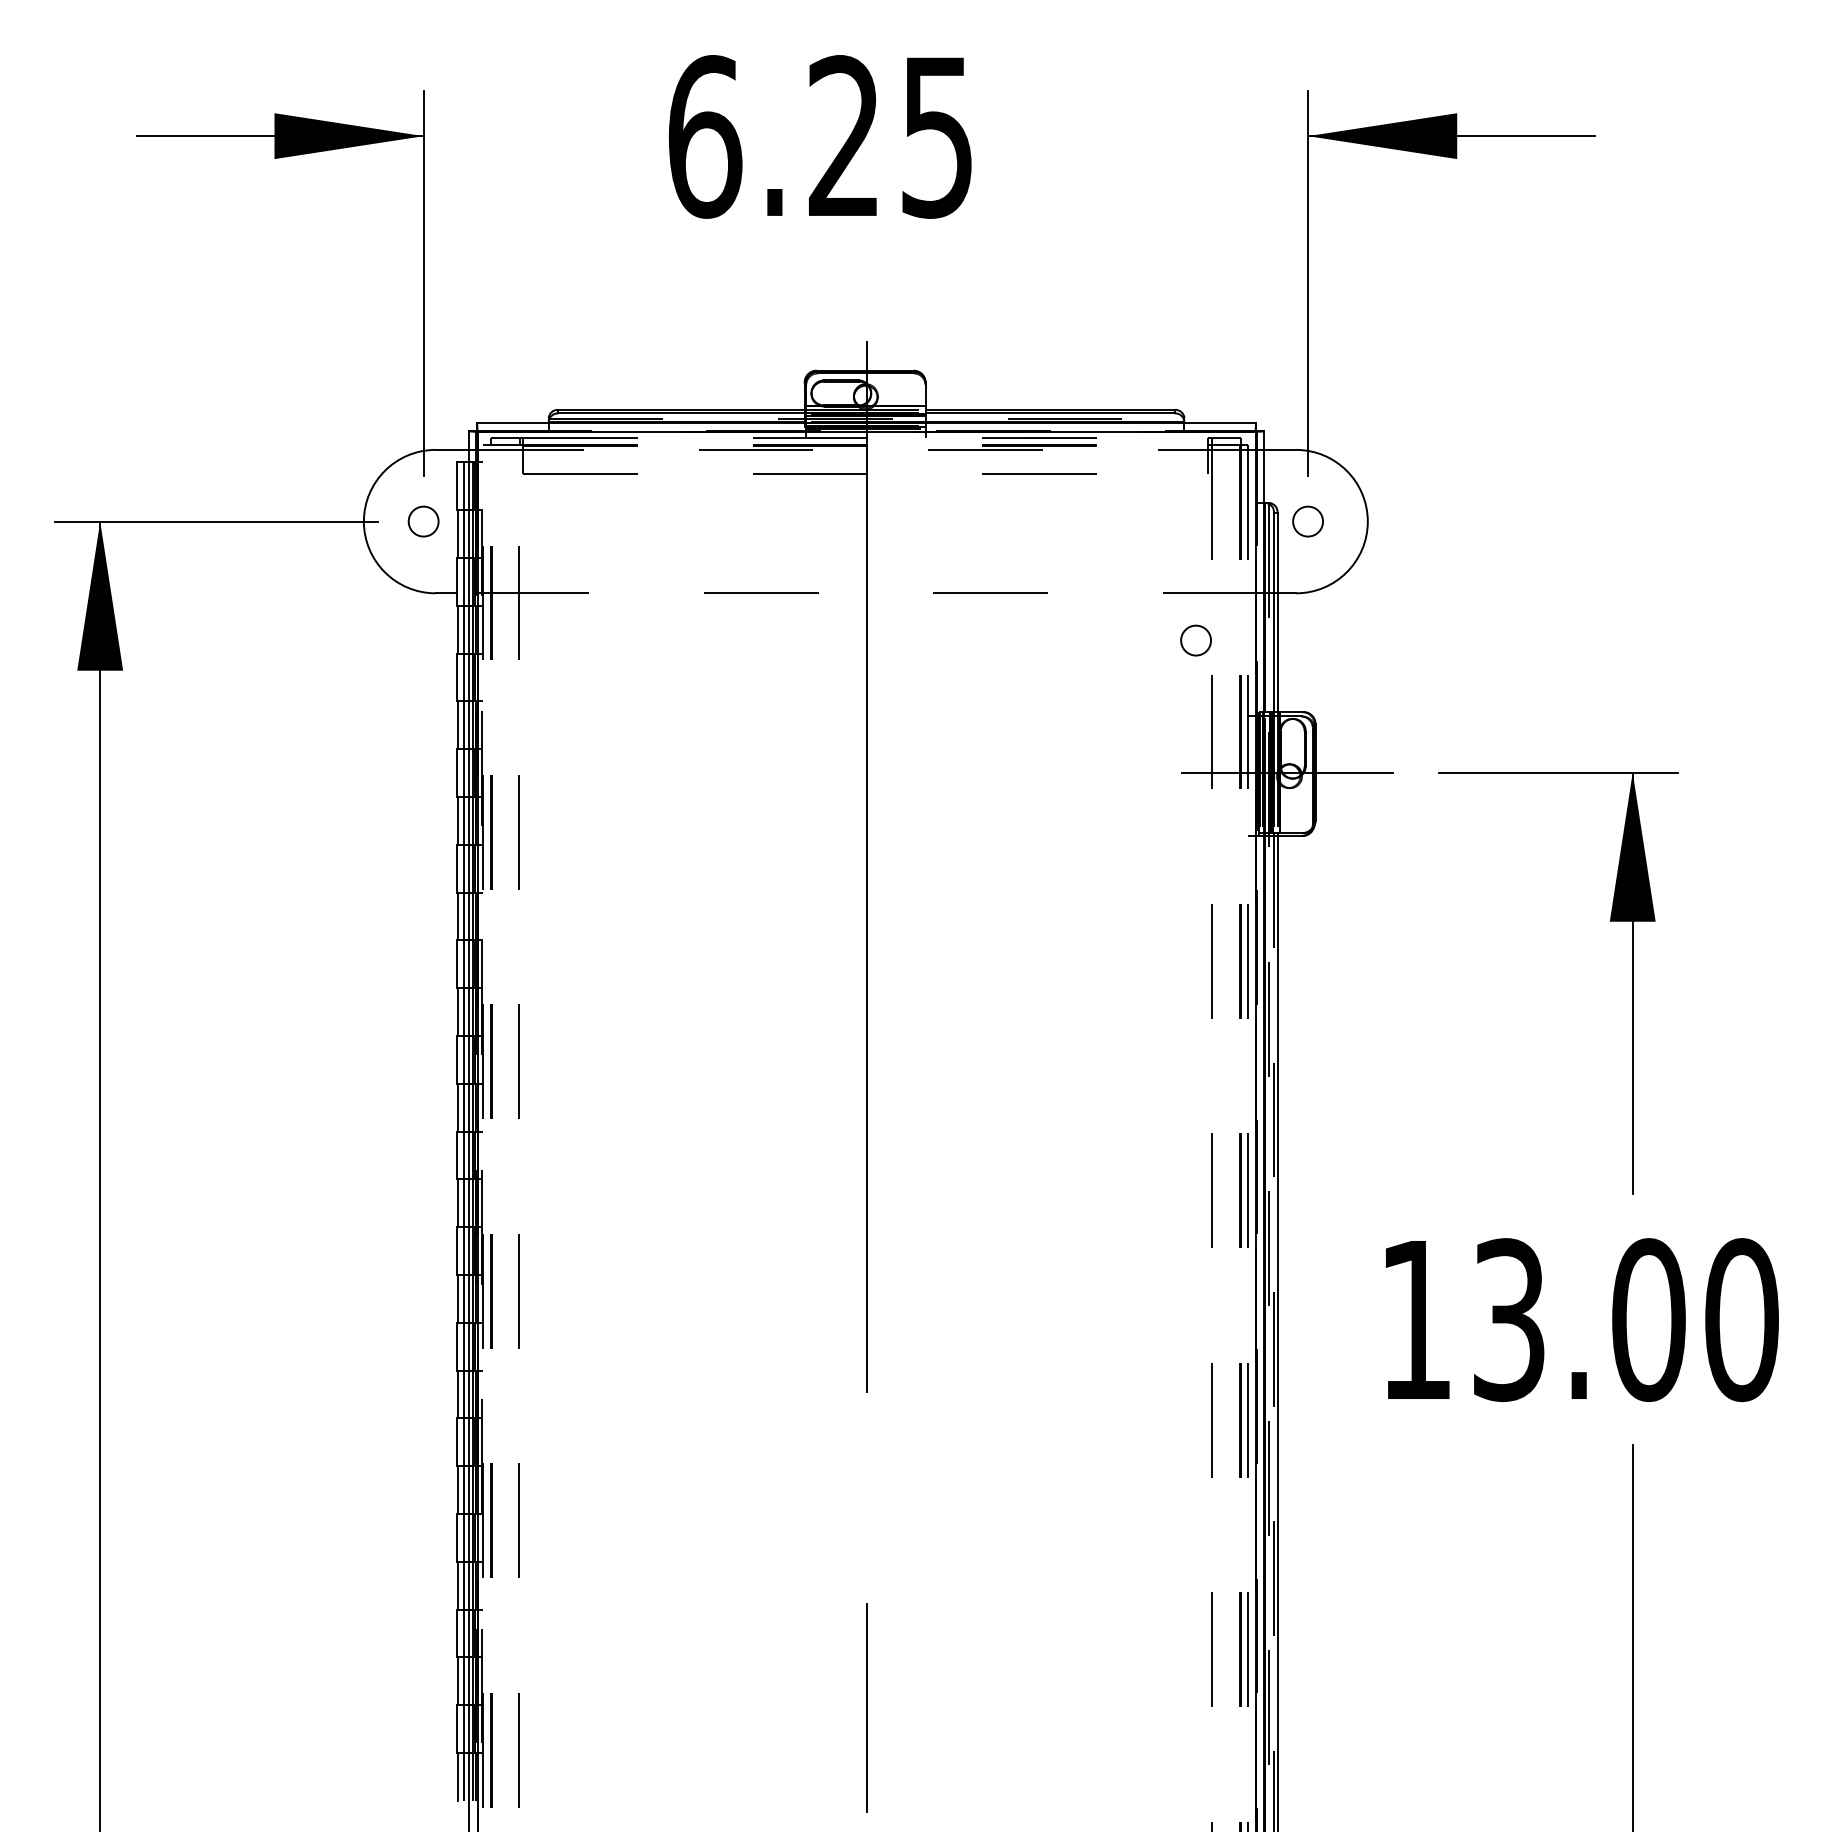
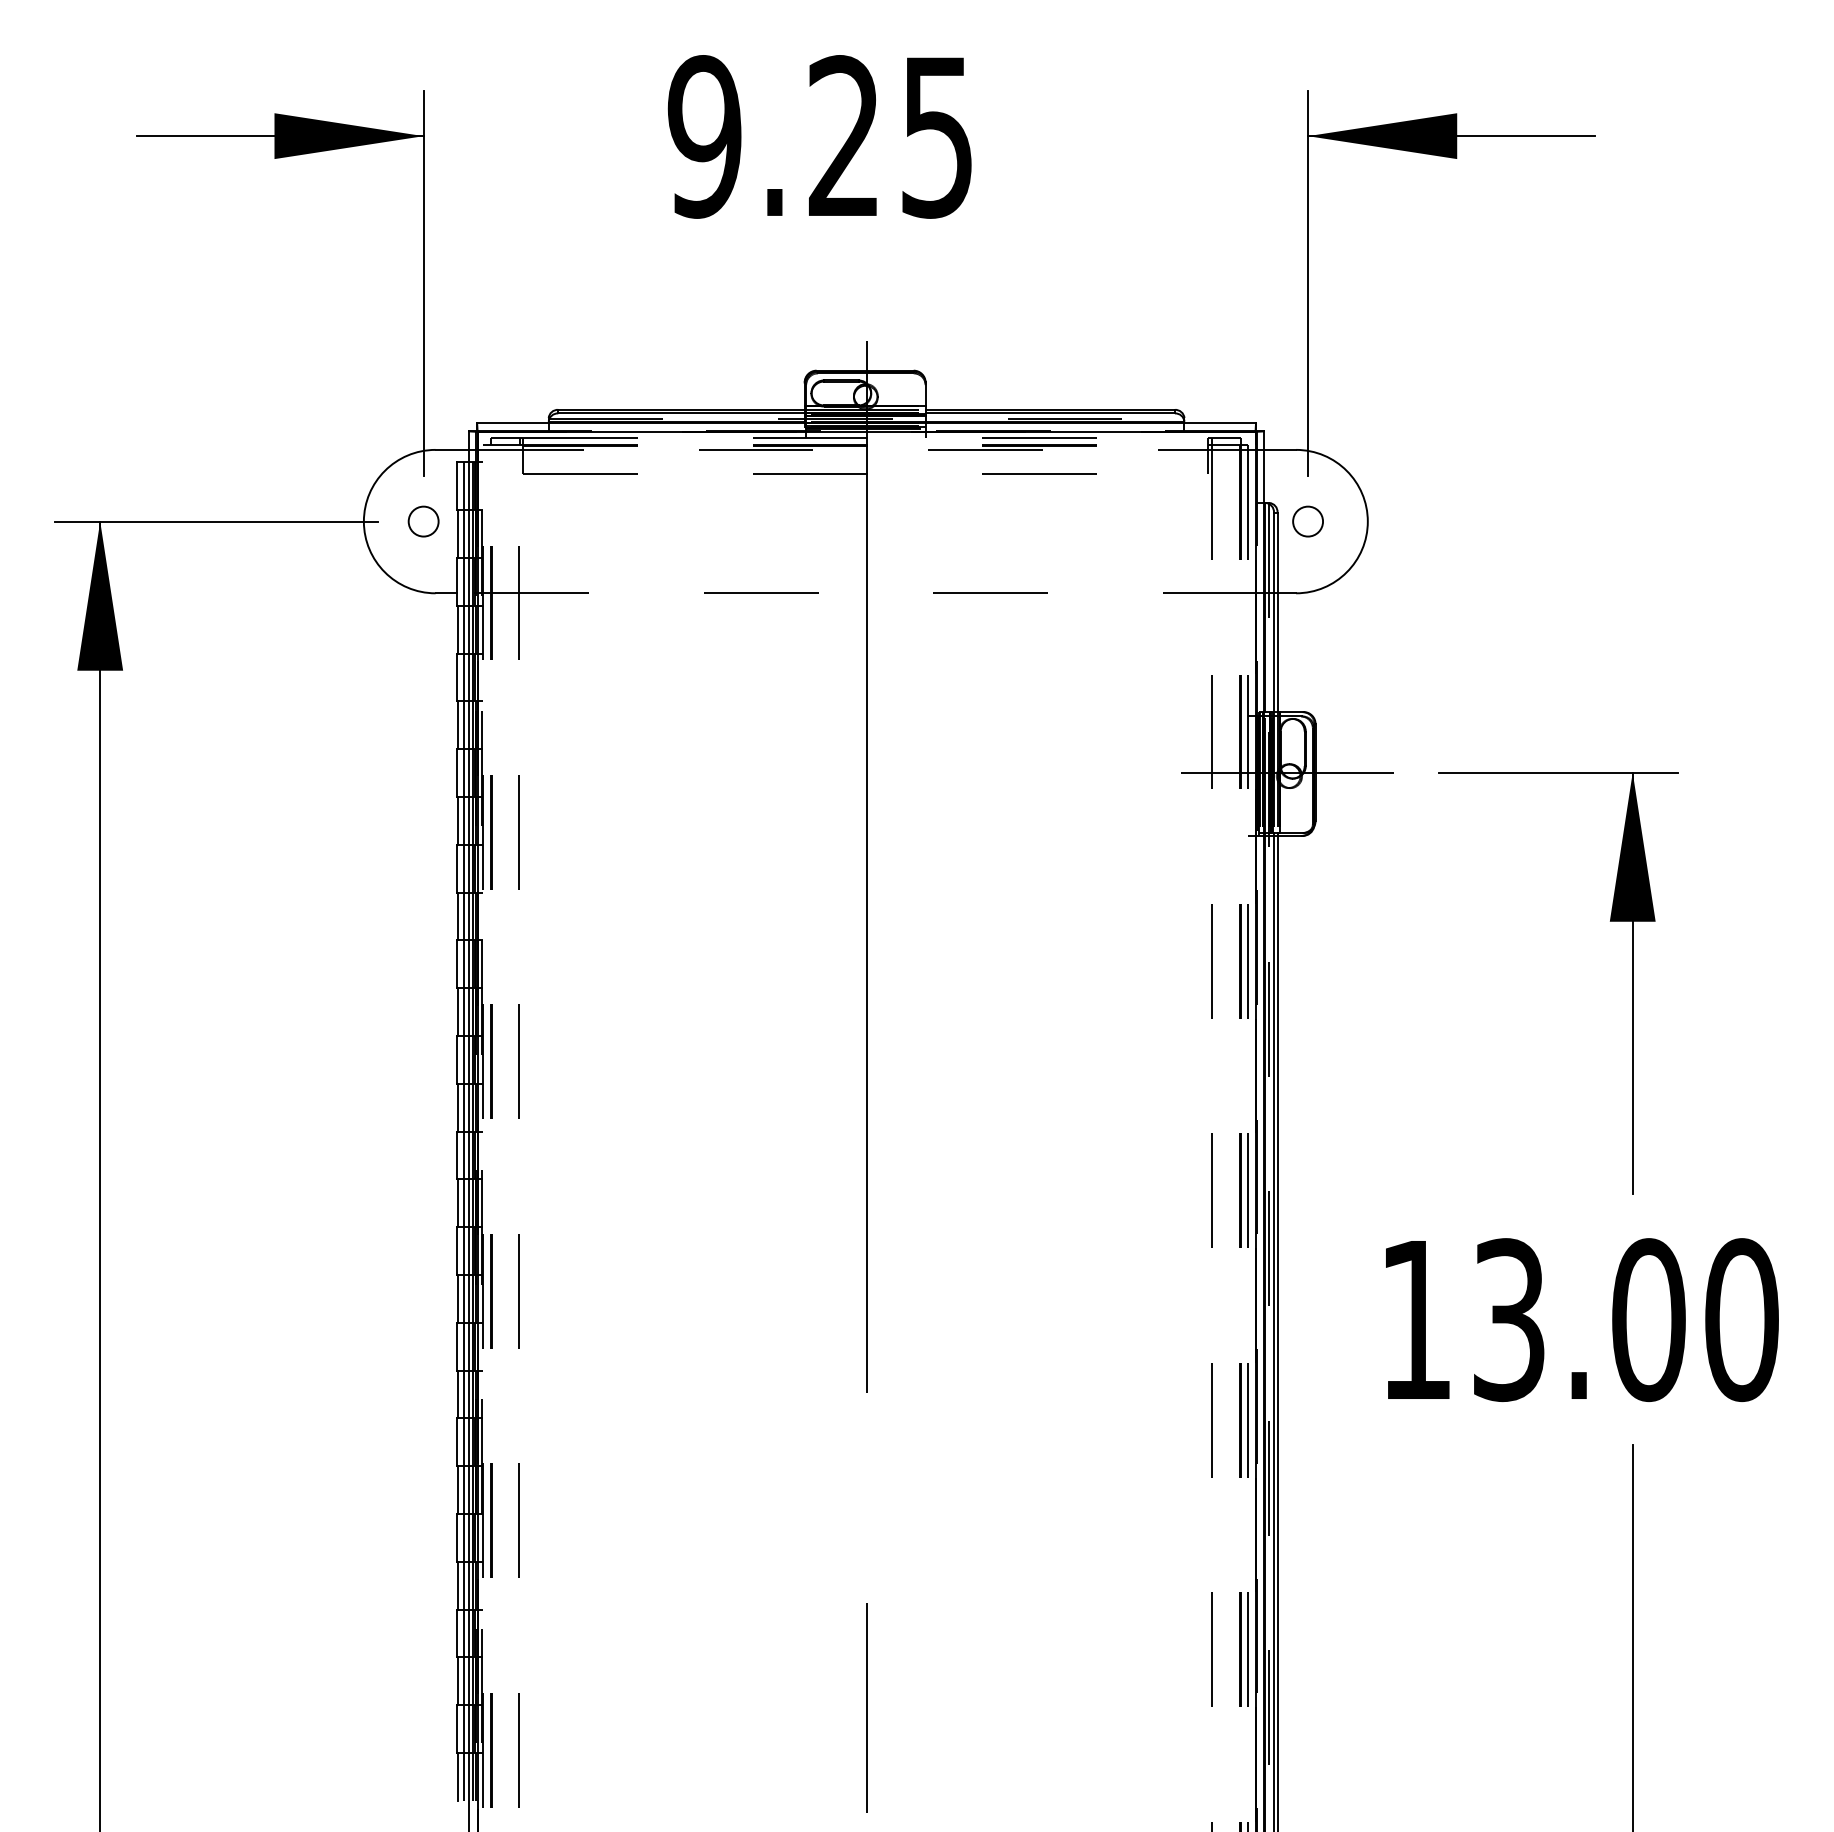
text: 6.25 -> 9.25 (704, 136)
circle: present -> none (1195, 640)
line: dashed -> solid (1273, 1332)
